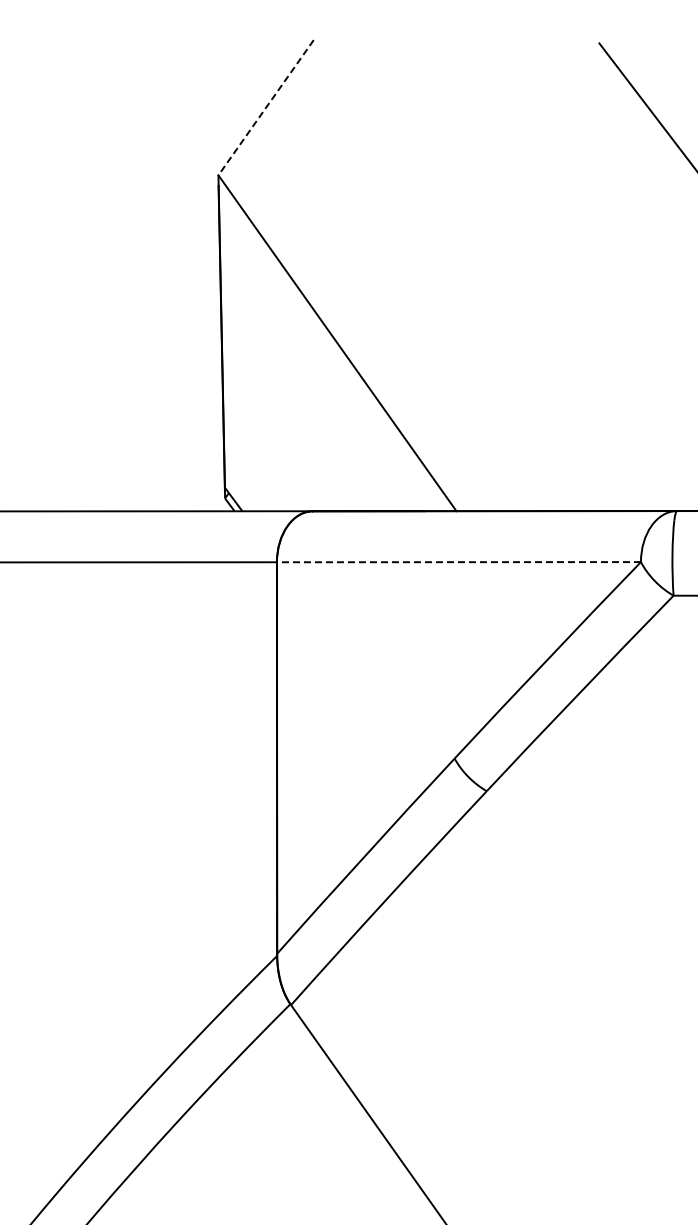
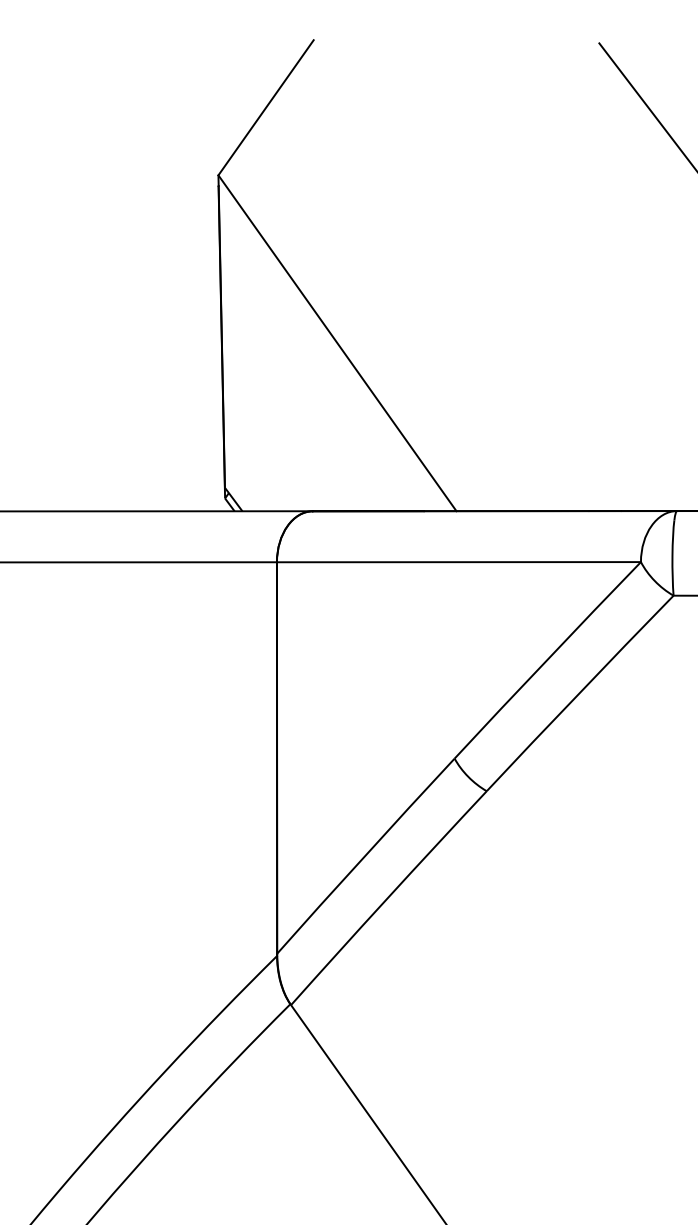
line: dashed -> solid (266, 107)
line: dashed -> solid (458, 562)
